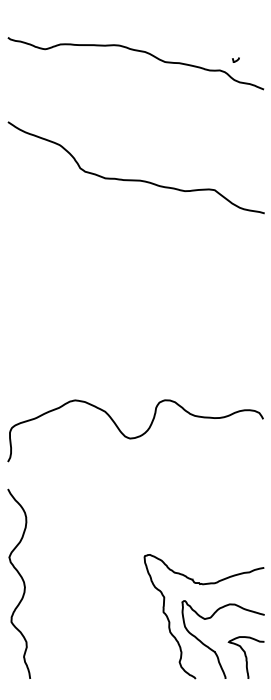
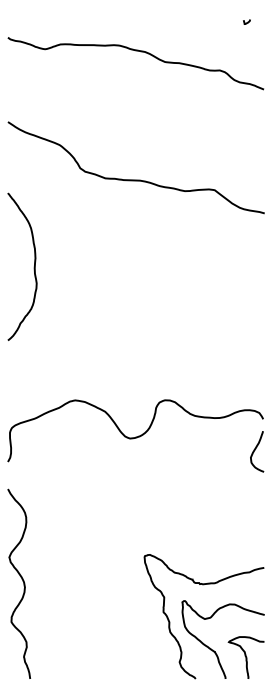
curve position: (236, 59) -> (247, 21) (247, 21)
curve: none -> present (33, 267)
curve: none -> present (255, 450)
